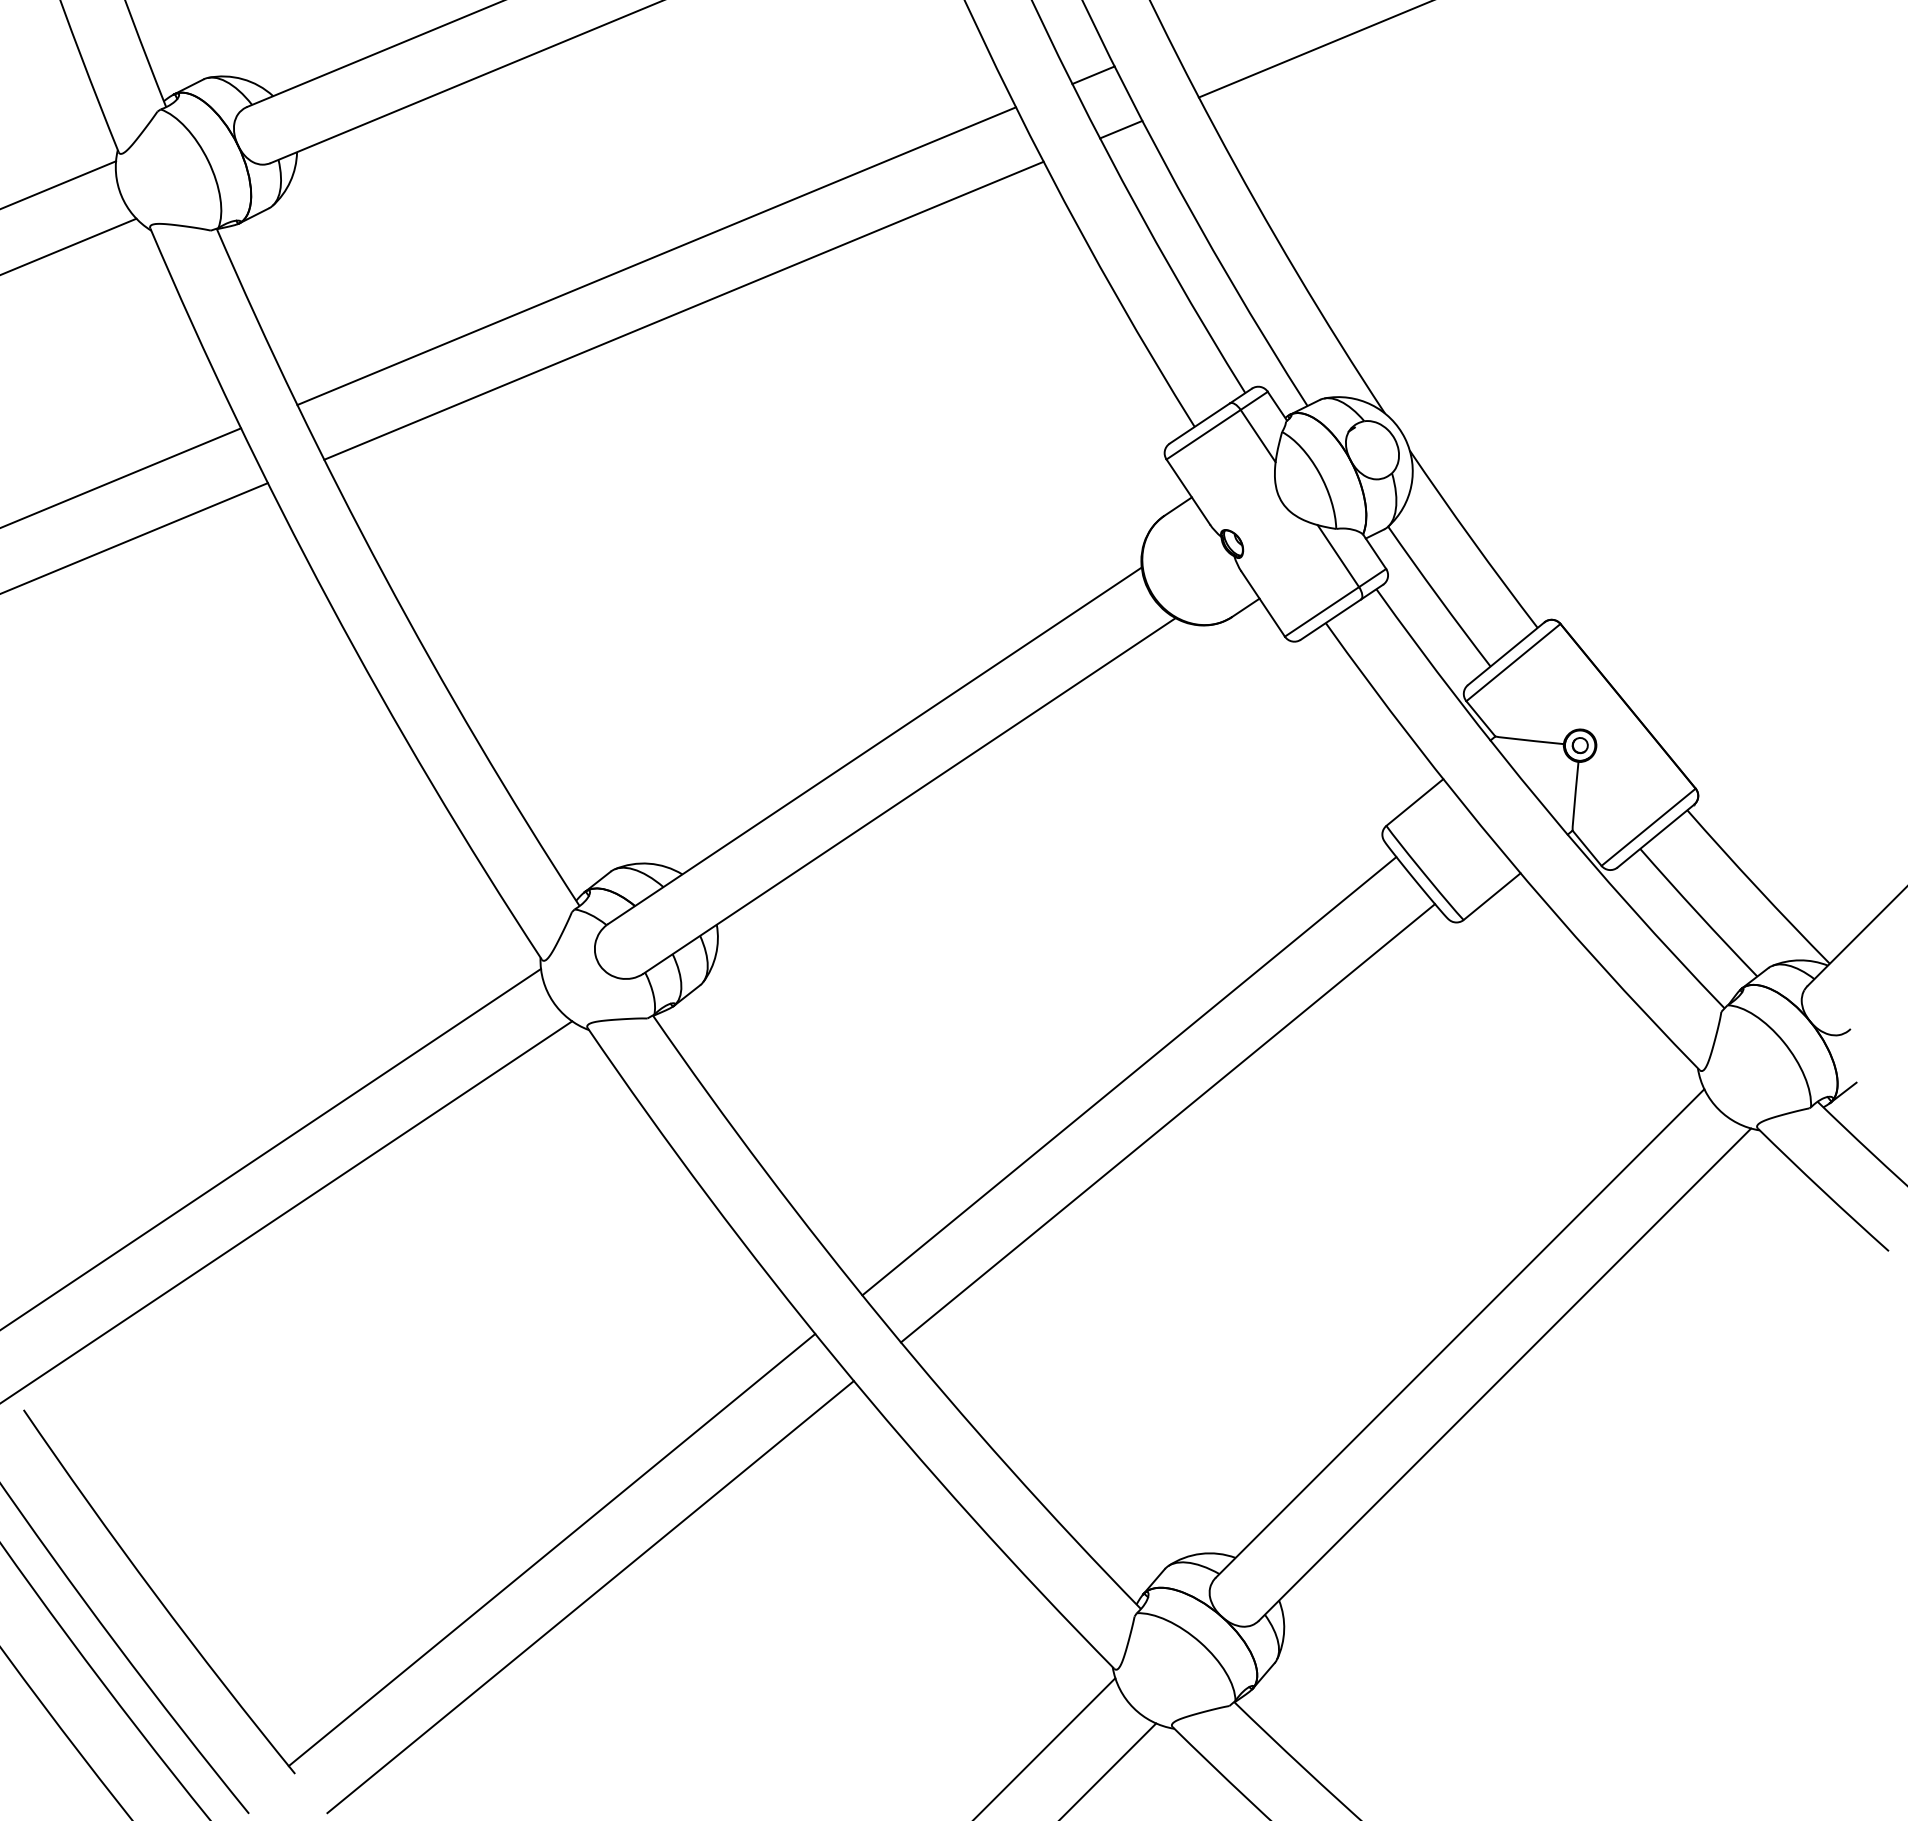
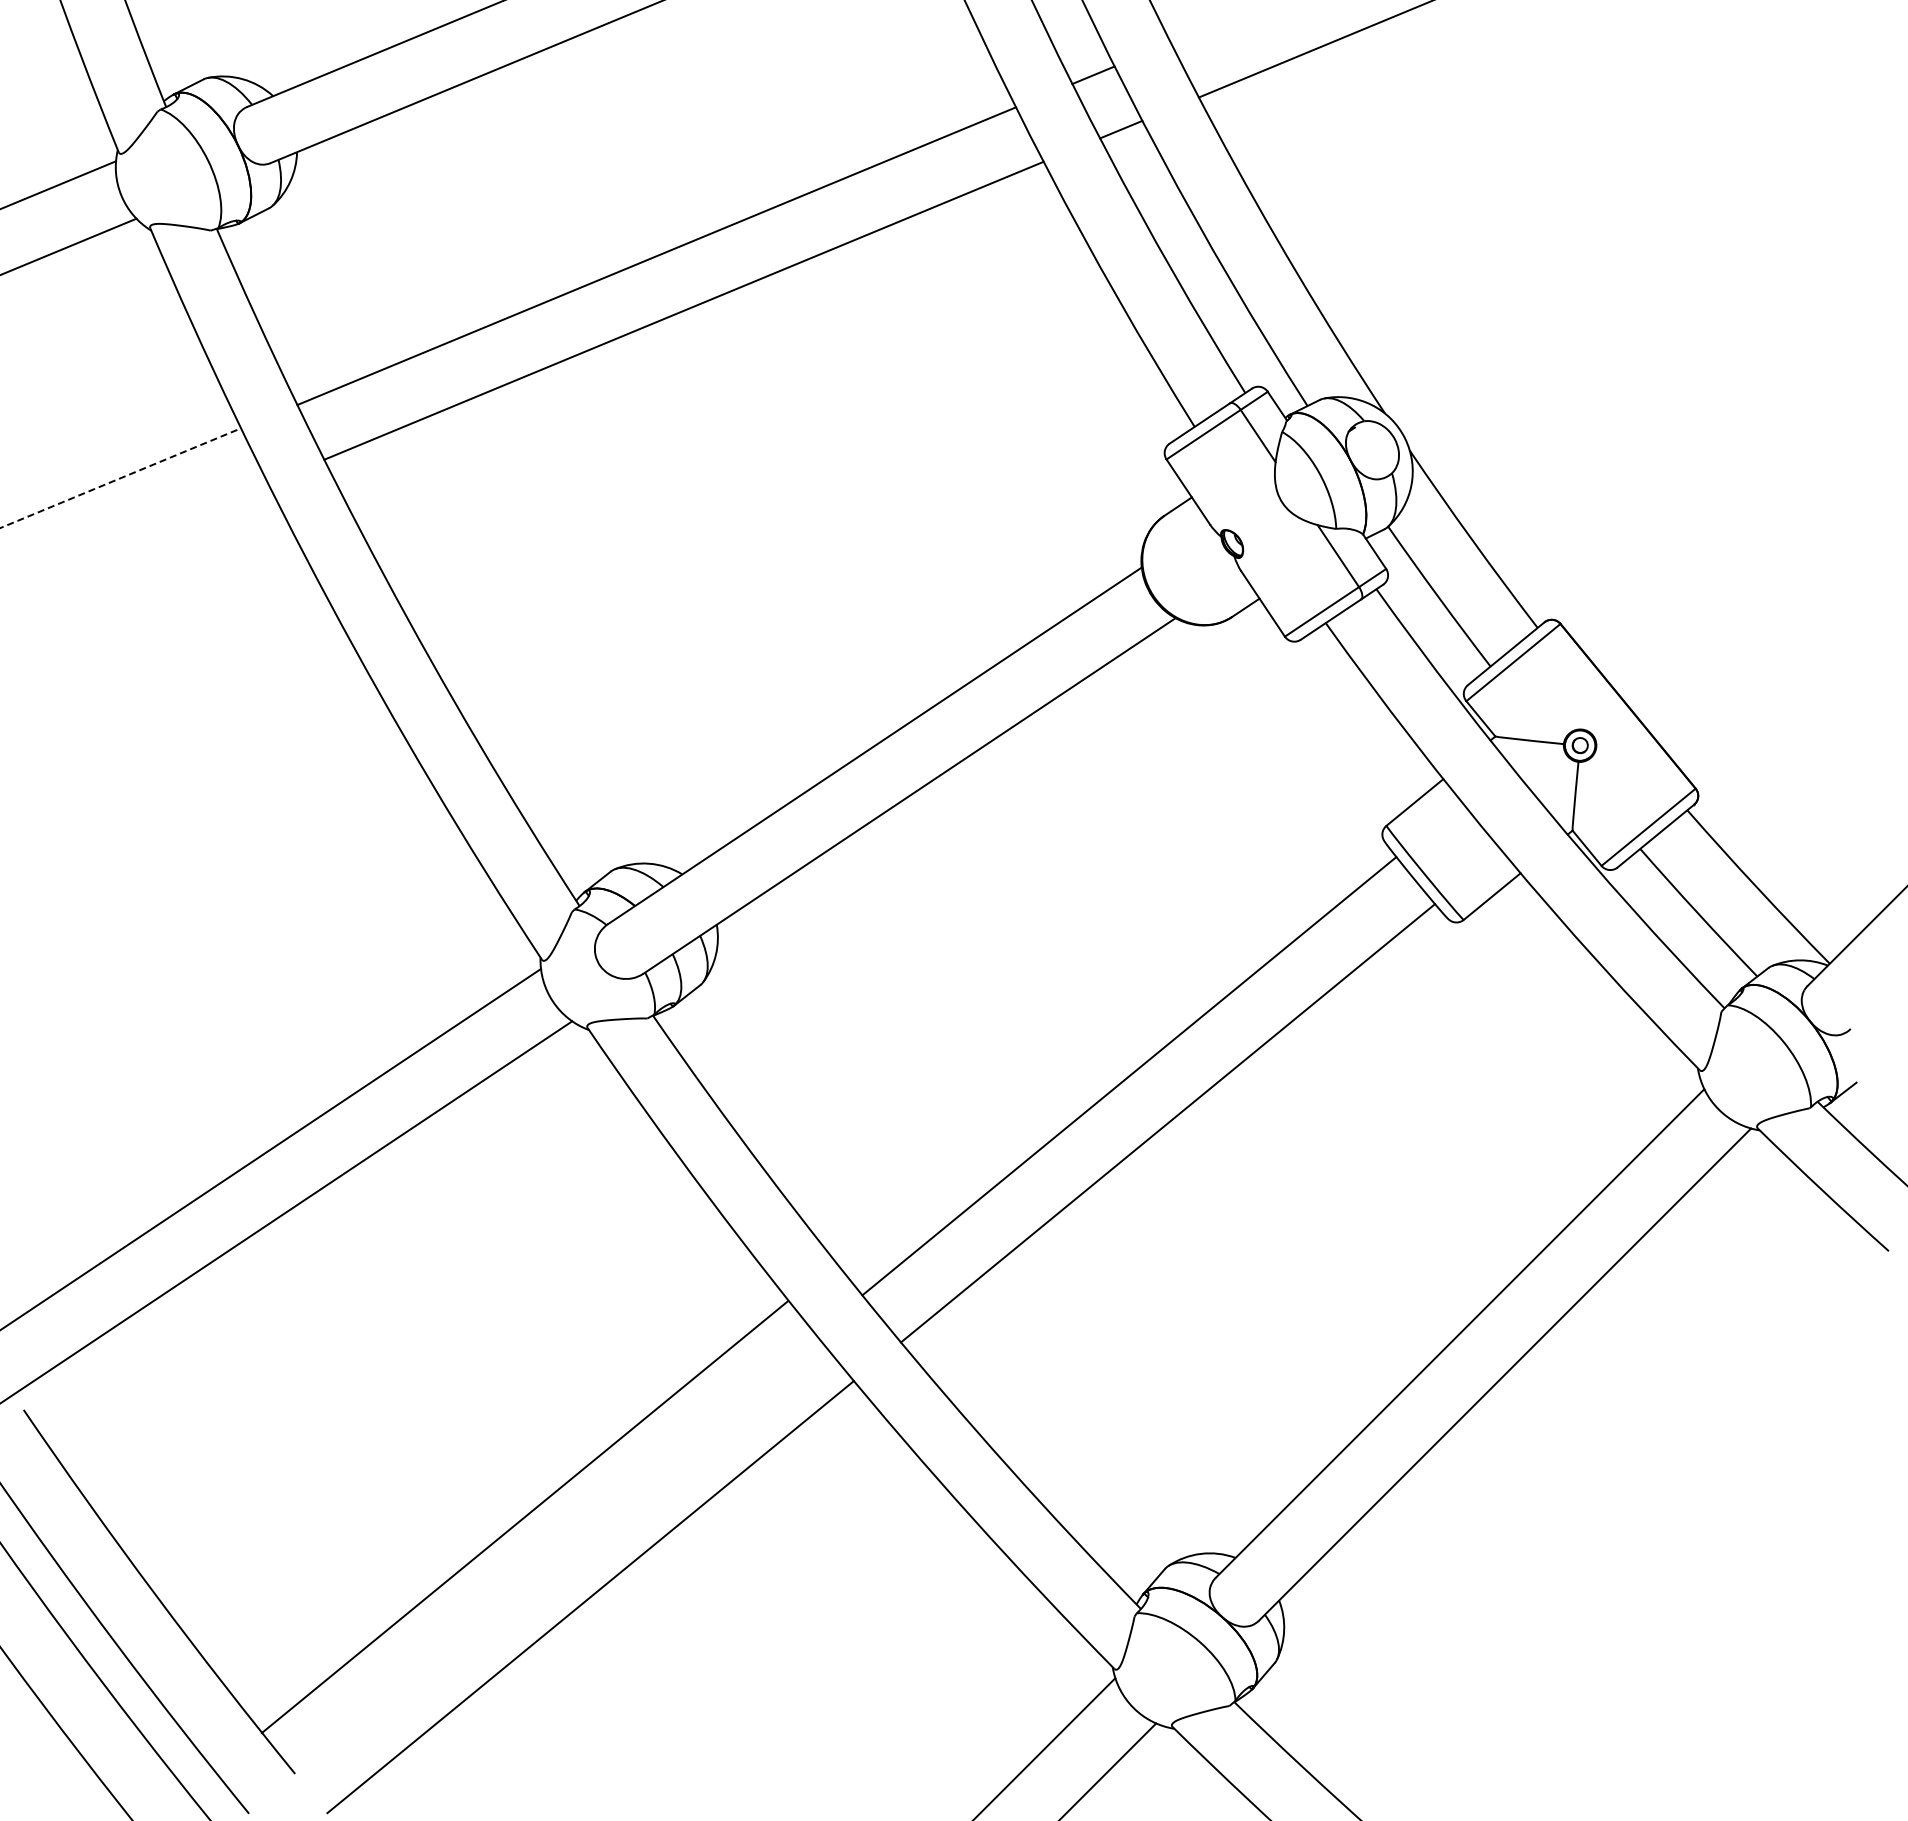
line: solid -> dashed (121, 478)
line: present -> none (134, 538)
line position: (551, 1549) -> (524, 1516) (524, 1516)
